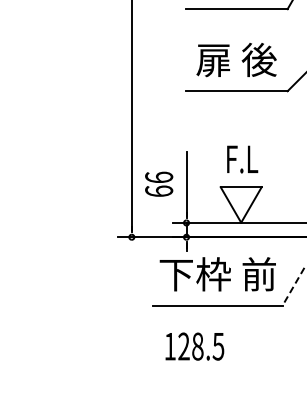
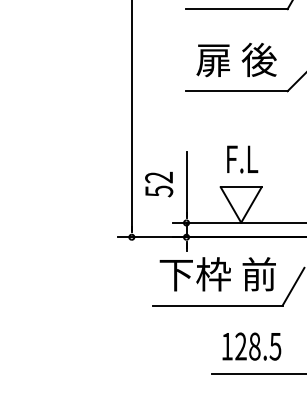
text: 66 -> 52 (159, 184)
line: dashed -> solid (293, 286)
text position: (194, 346) -> (251, 346) (251, 346)
line: none -> present (257, 373)
